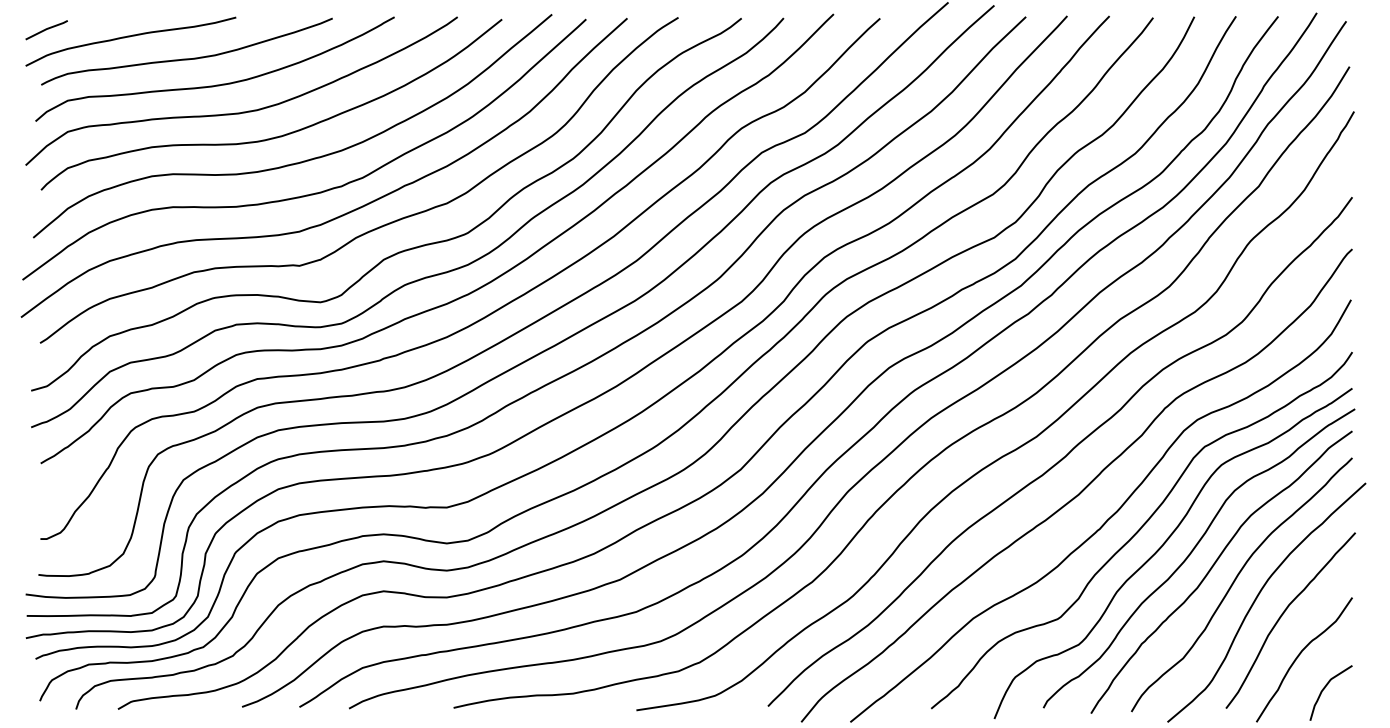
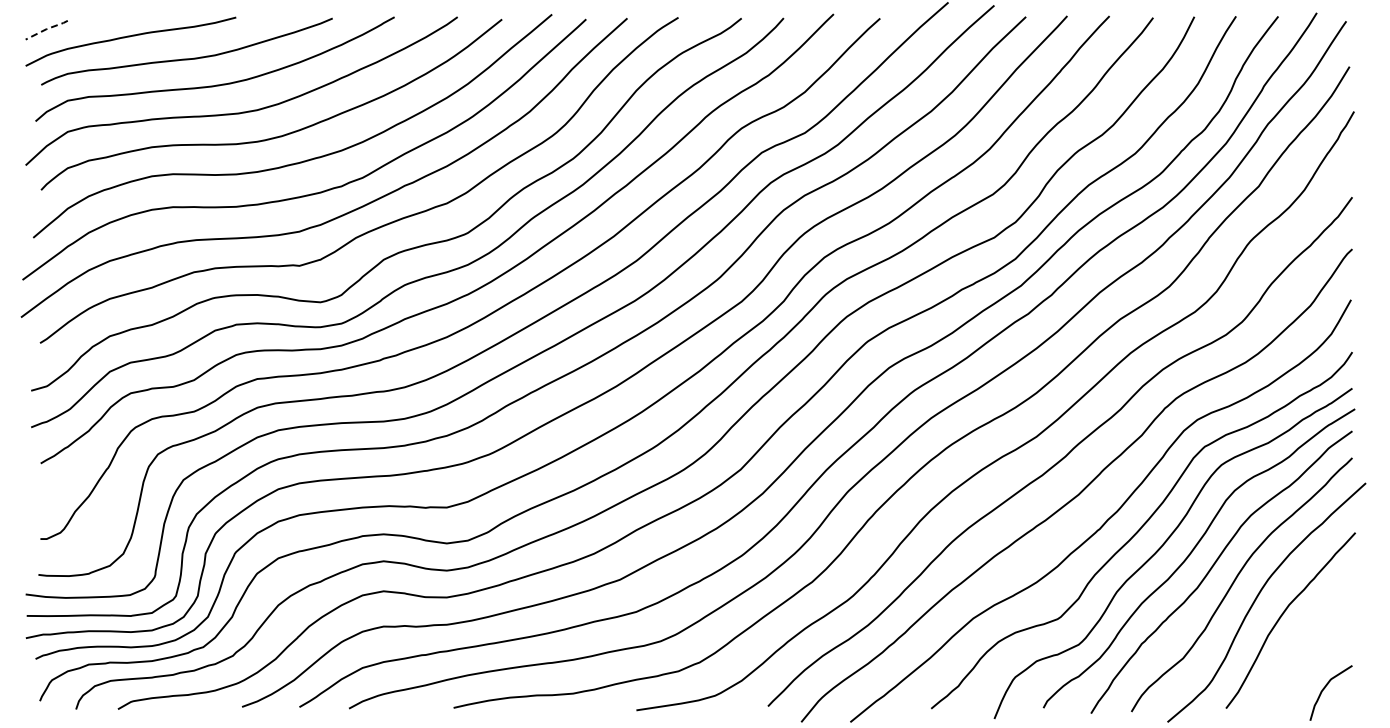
line: solid -> dashed (46, 29)
curve: present -> none (1299, 656)
